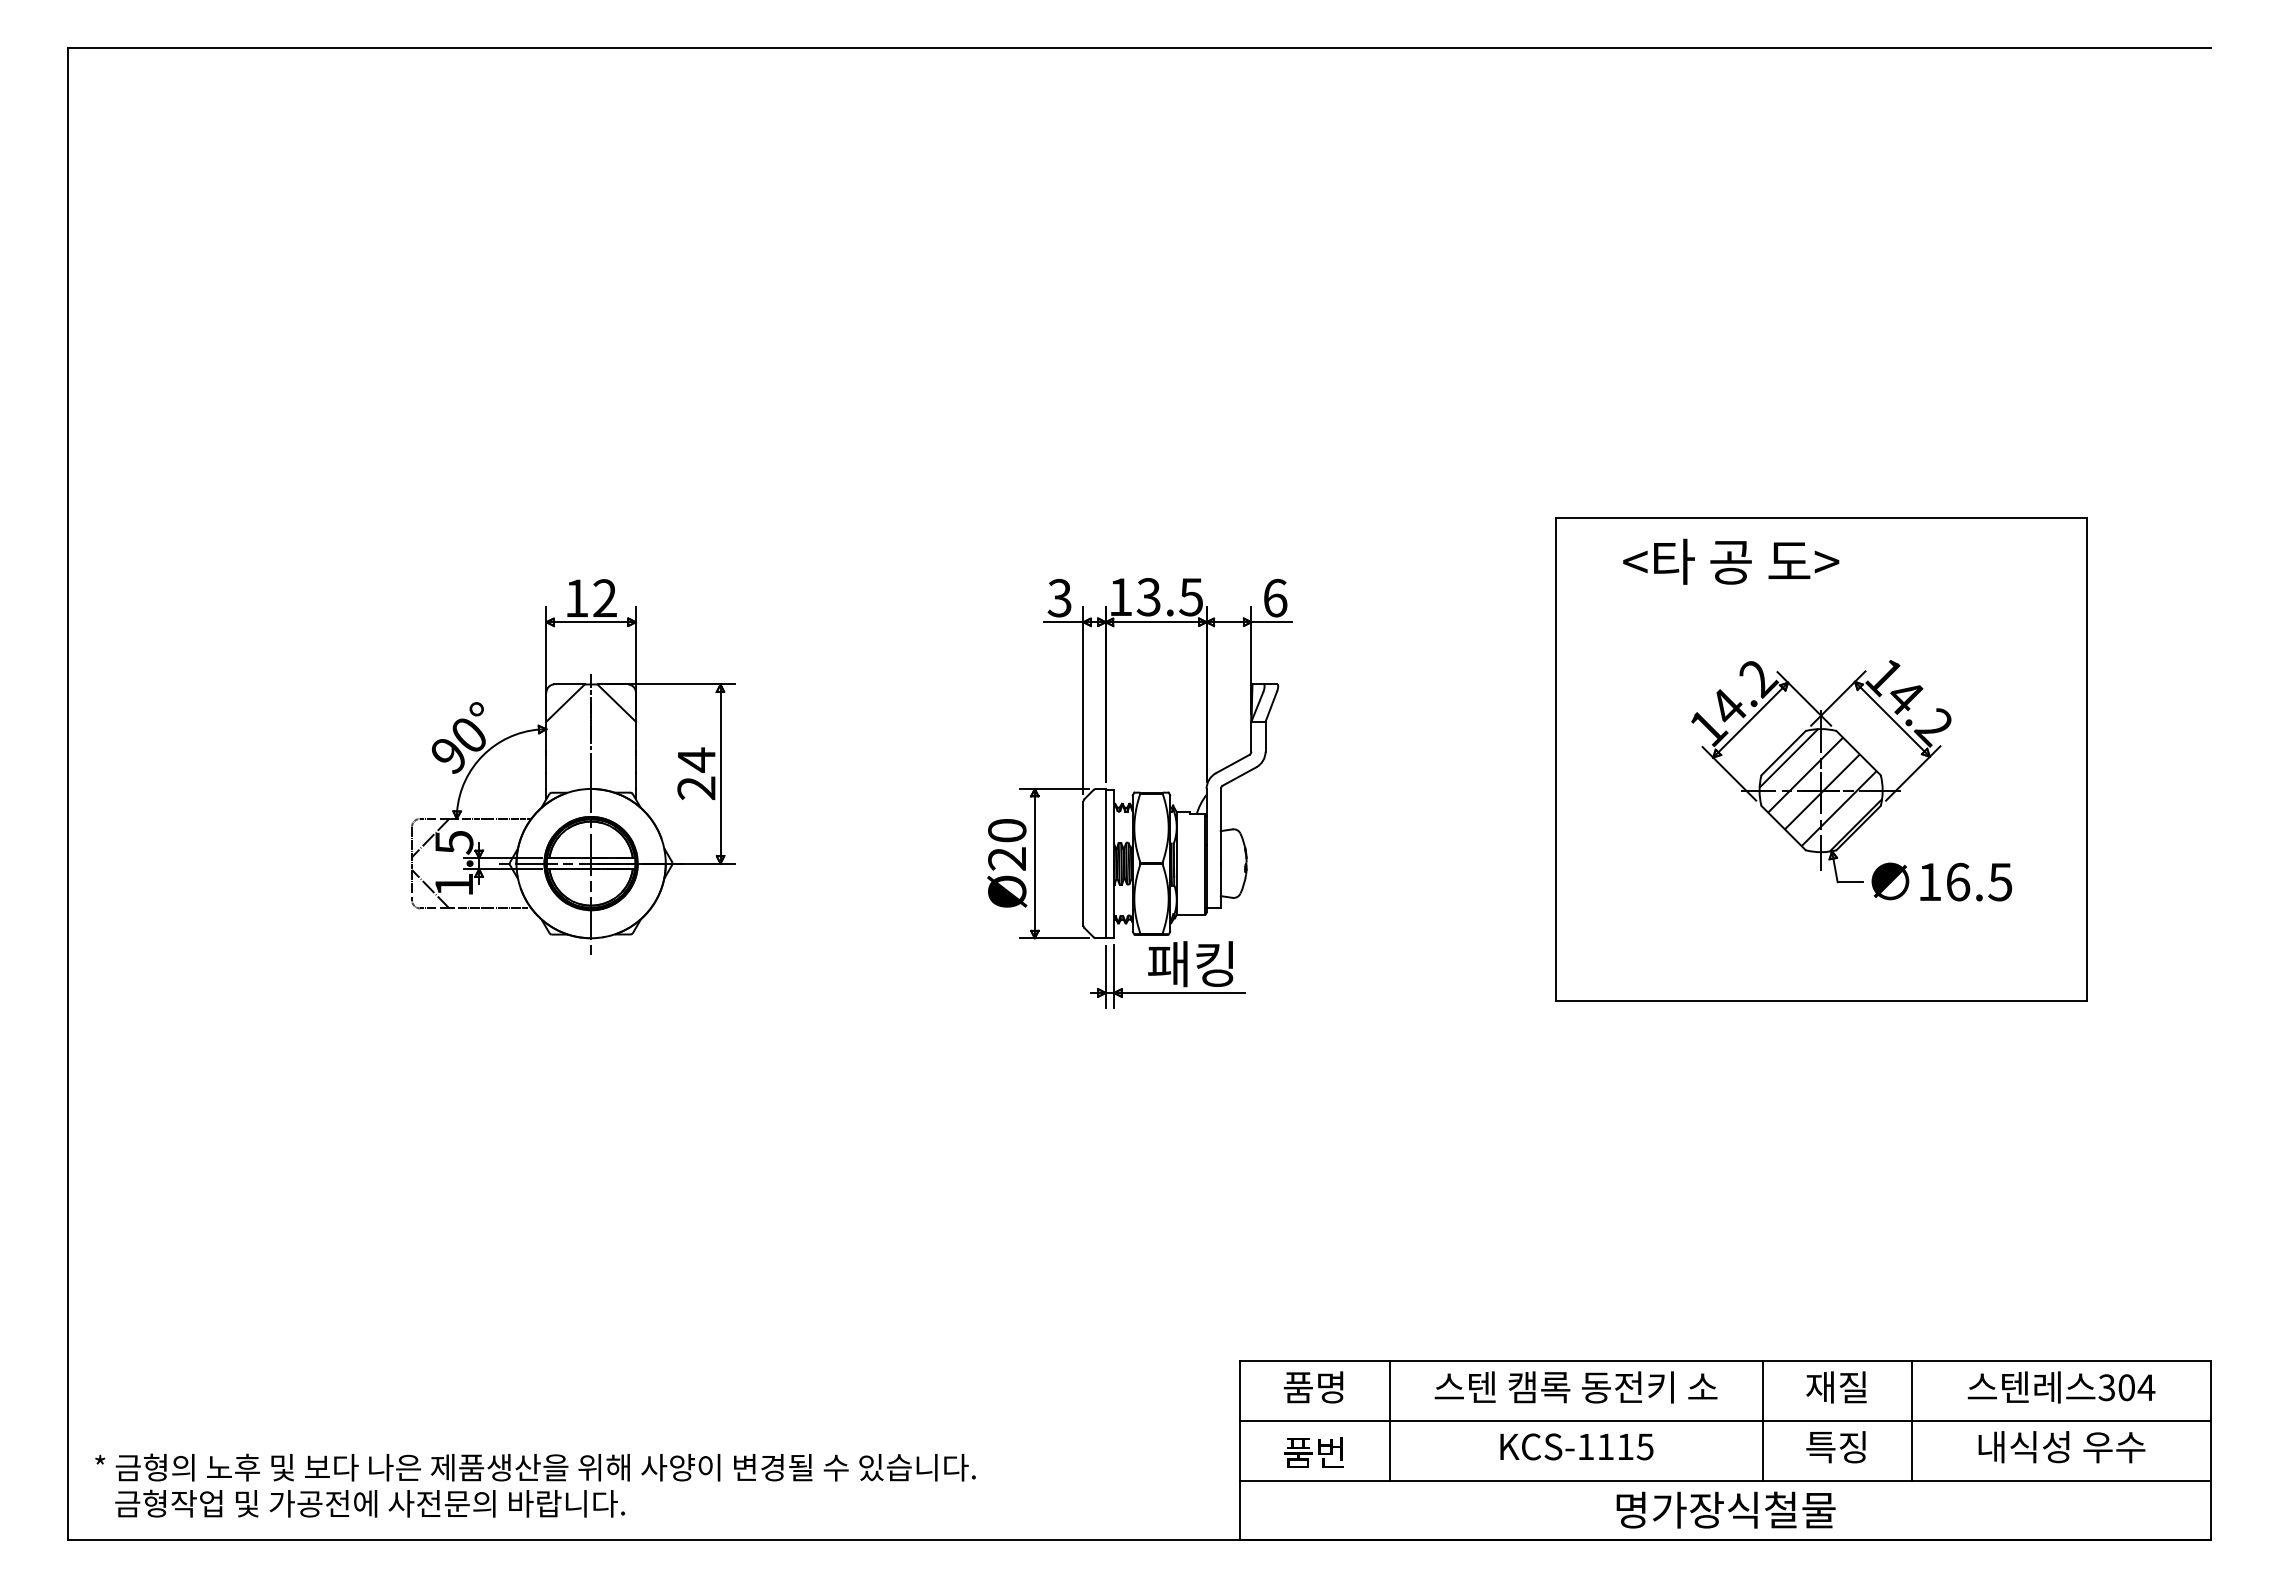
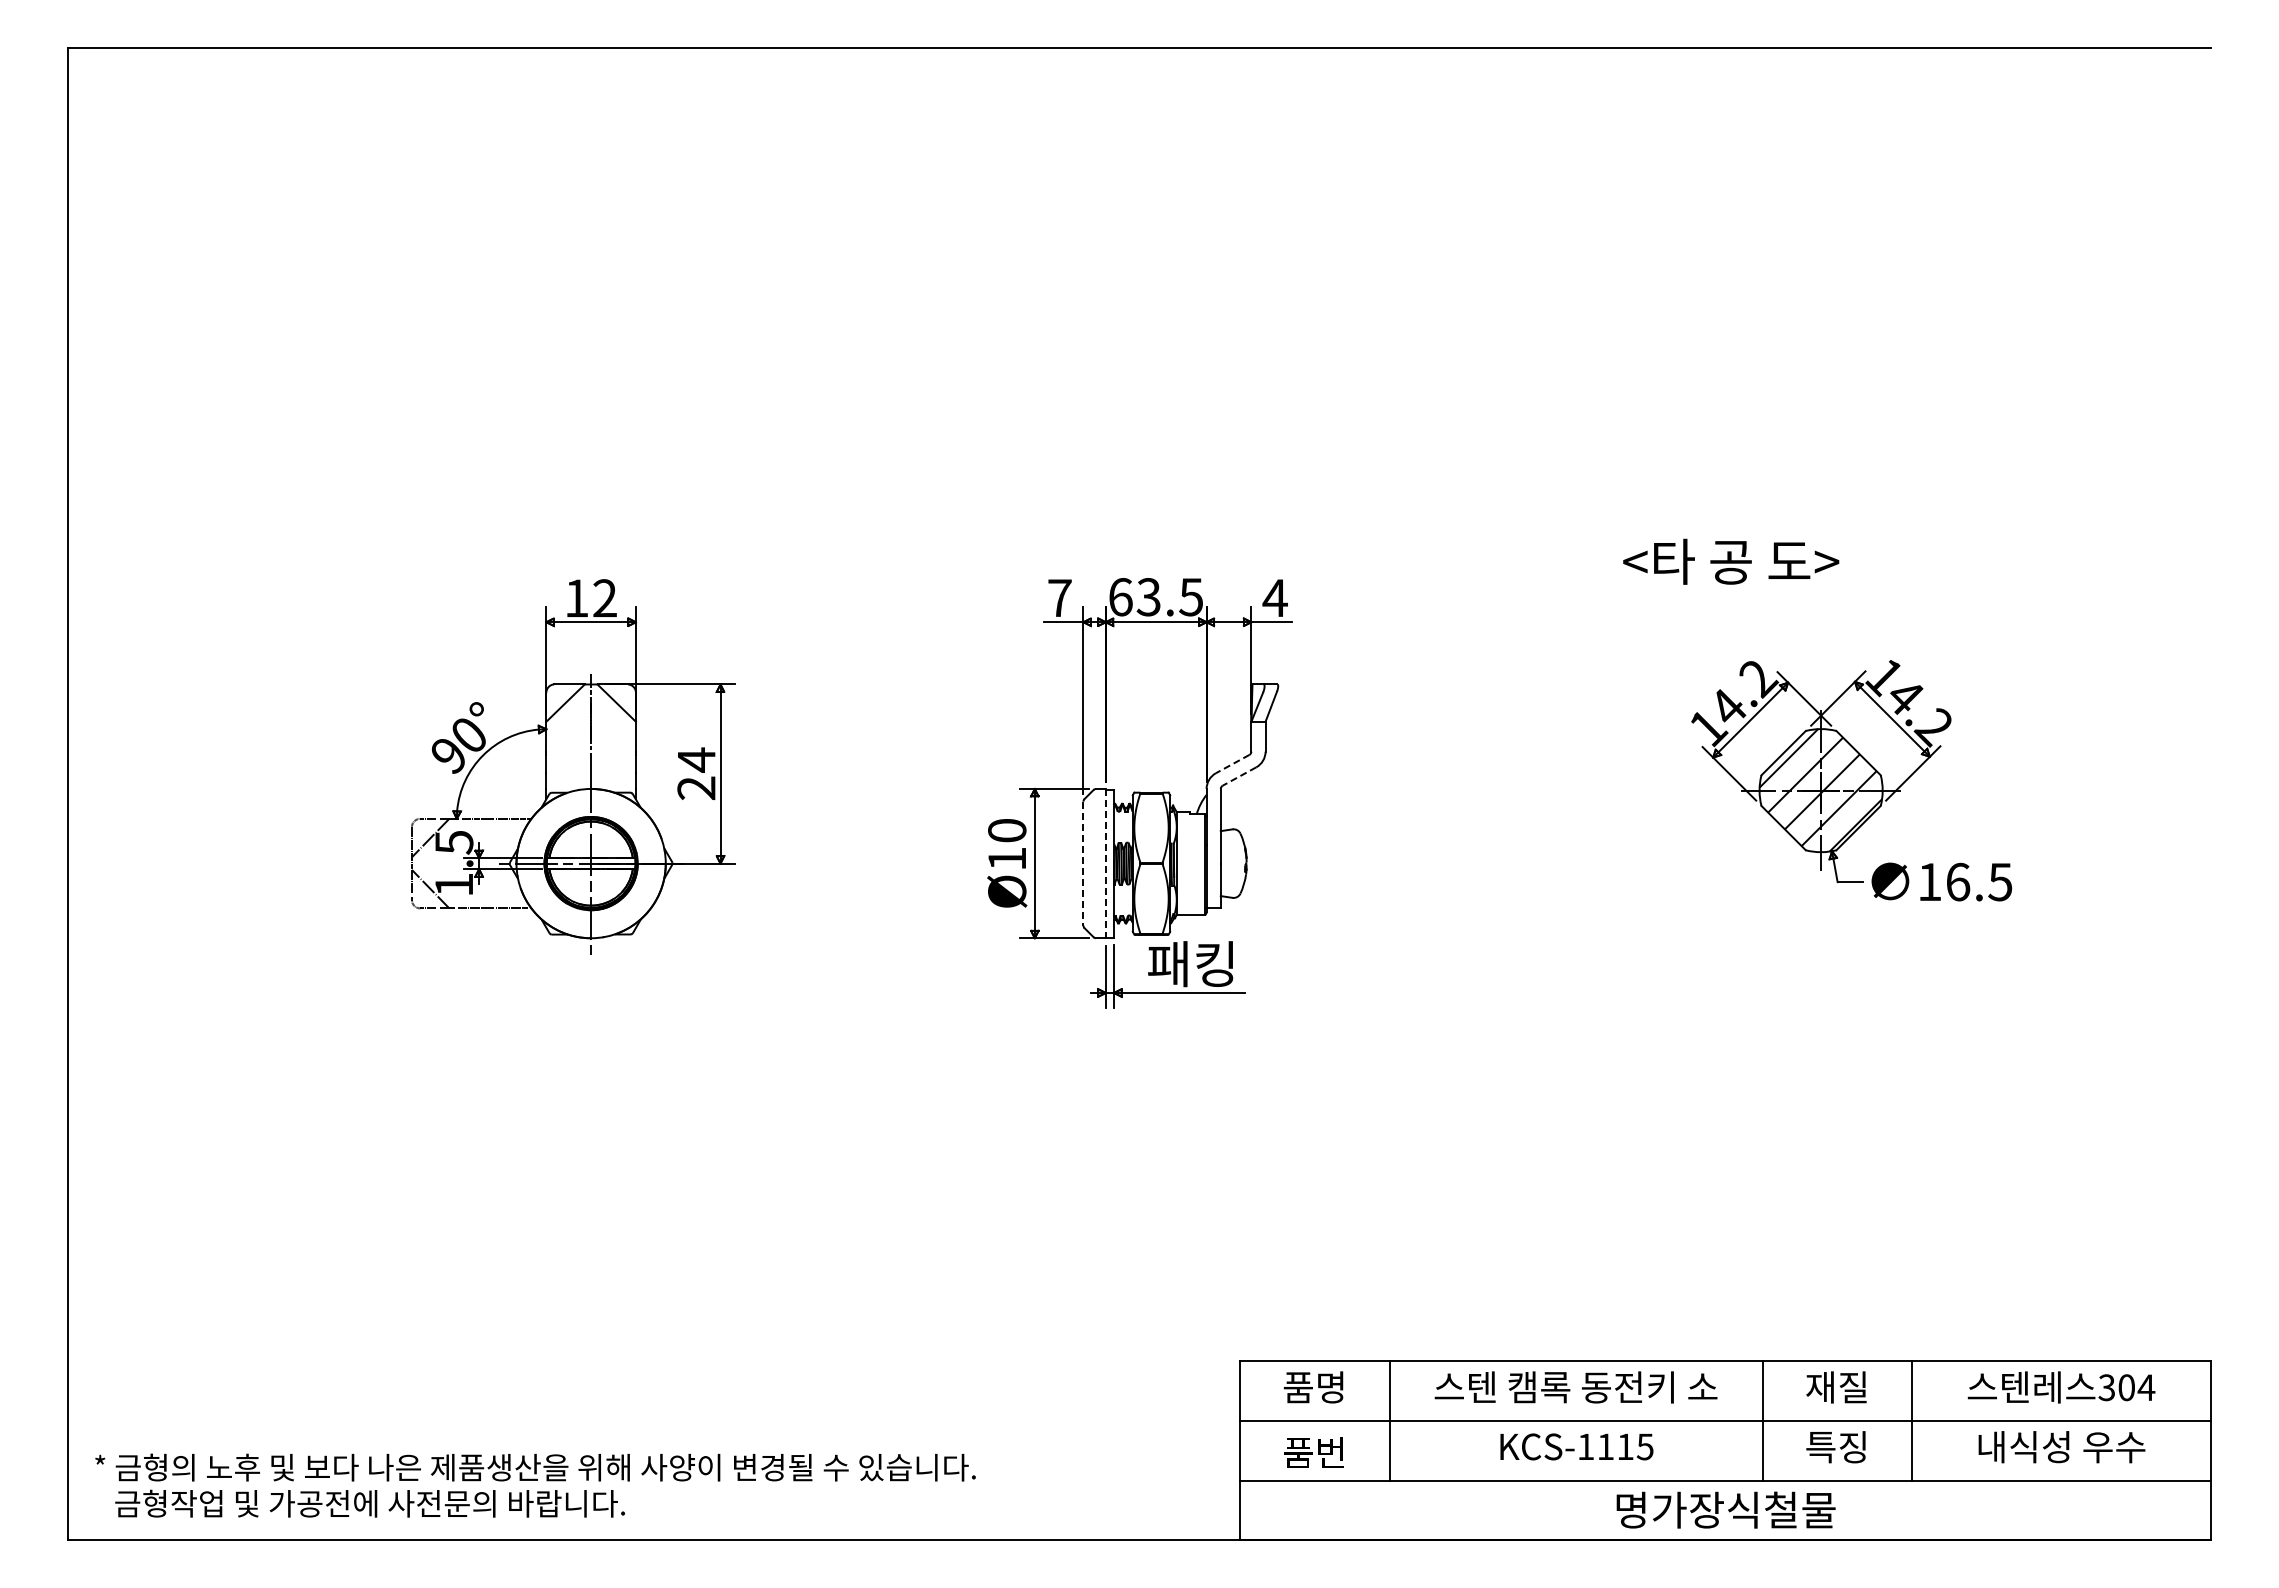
text: 3 -> 7 (1059, 597)
text: 13.5 -> 63.5 (1120, 597)
text: 6 -> 4 (1274, 597)
part: present -> none (1821, 759)
line: solid -> dashed (1232, 764)
line: solid -> dashed (1239, 776)
text: Ø20 -> Ø10 (1006, 858)
line: solid -> dashed (1083, 863)
line: solid -> dashed (1105, 863)
